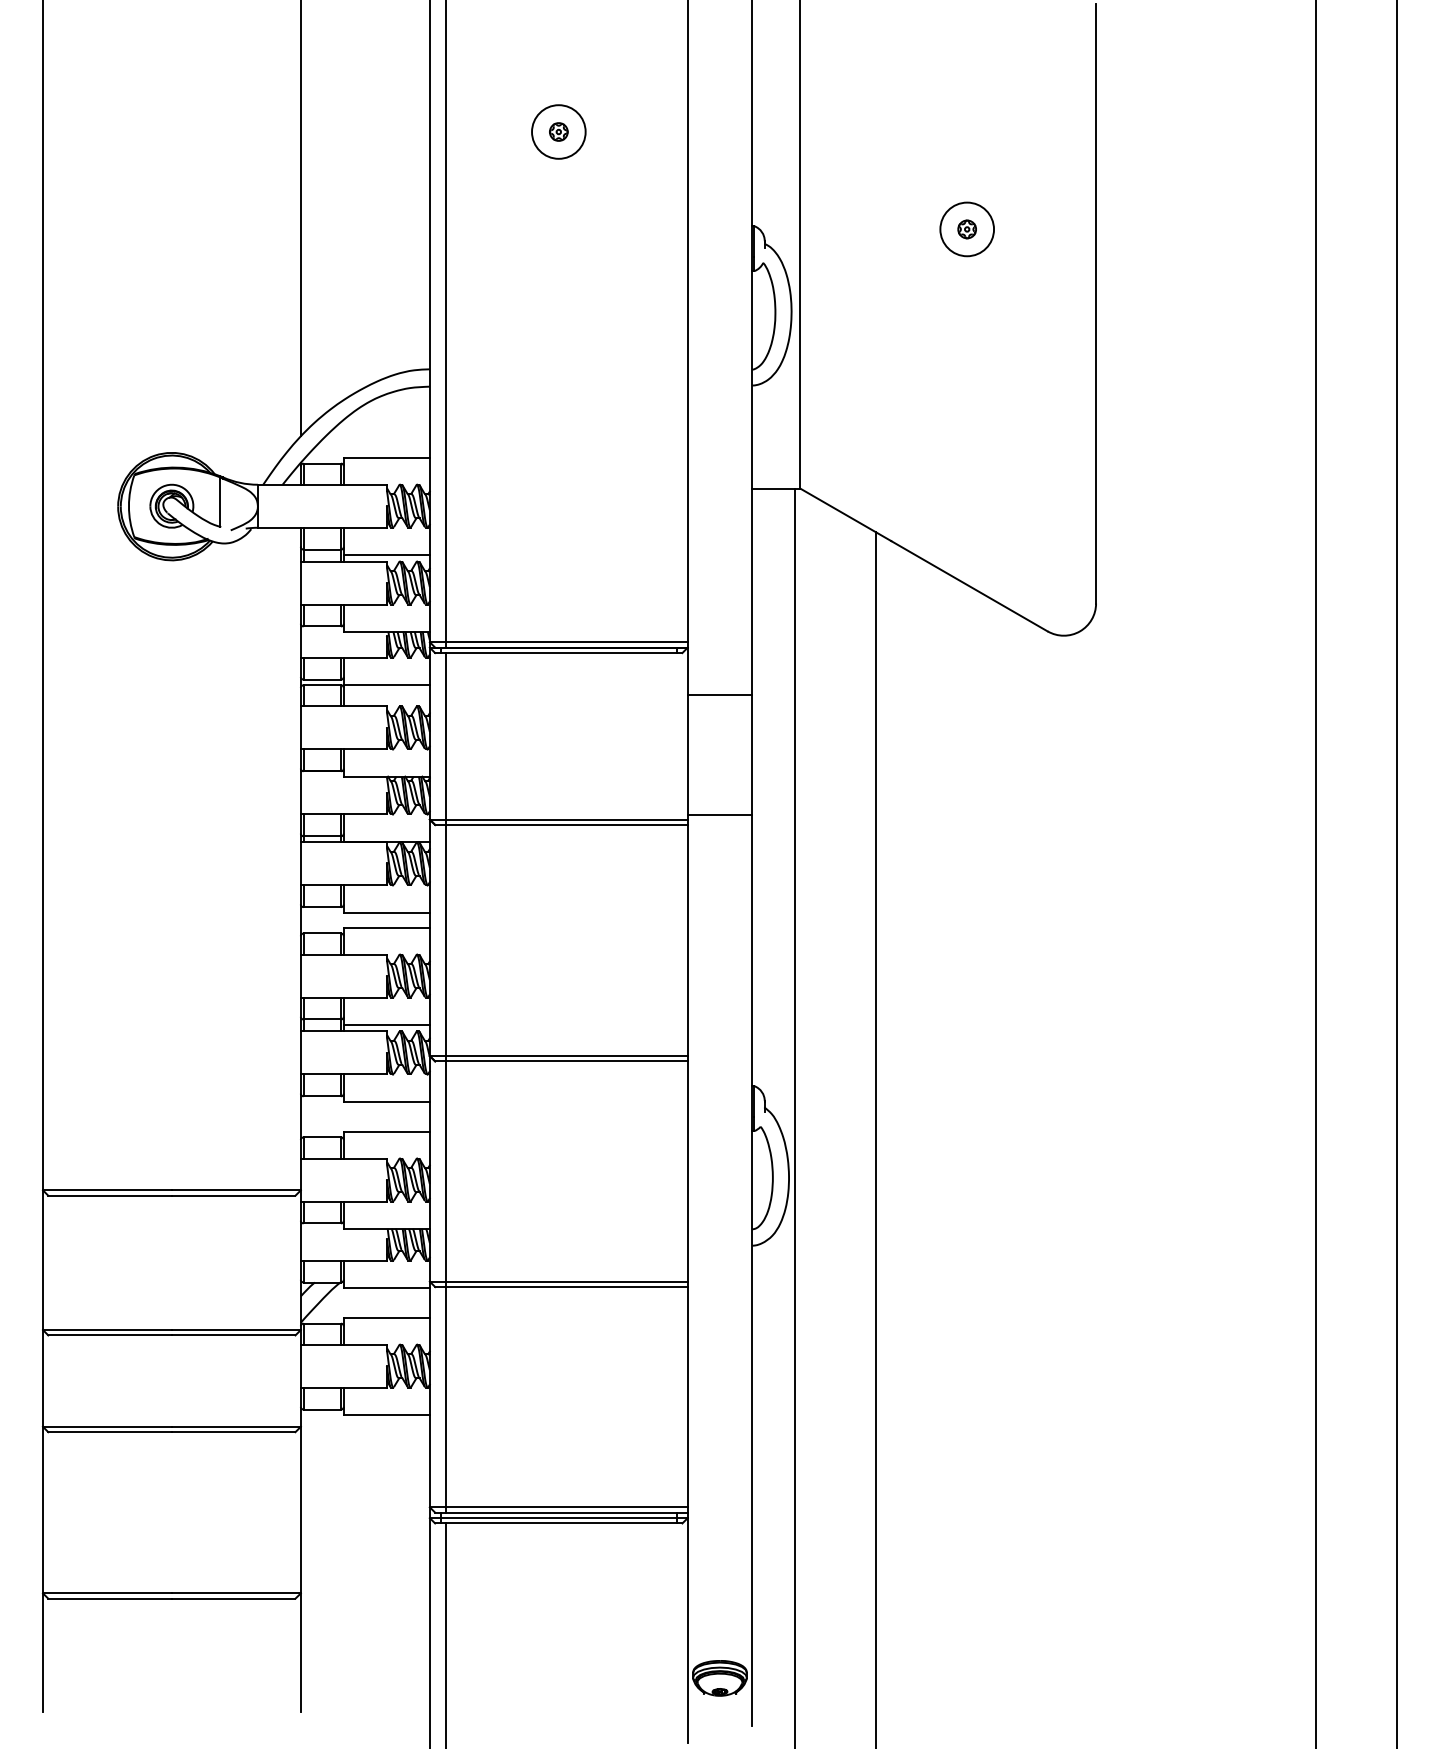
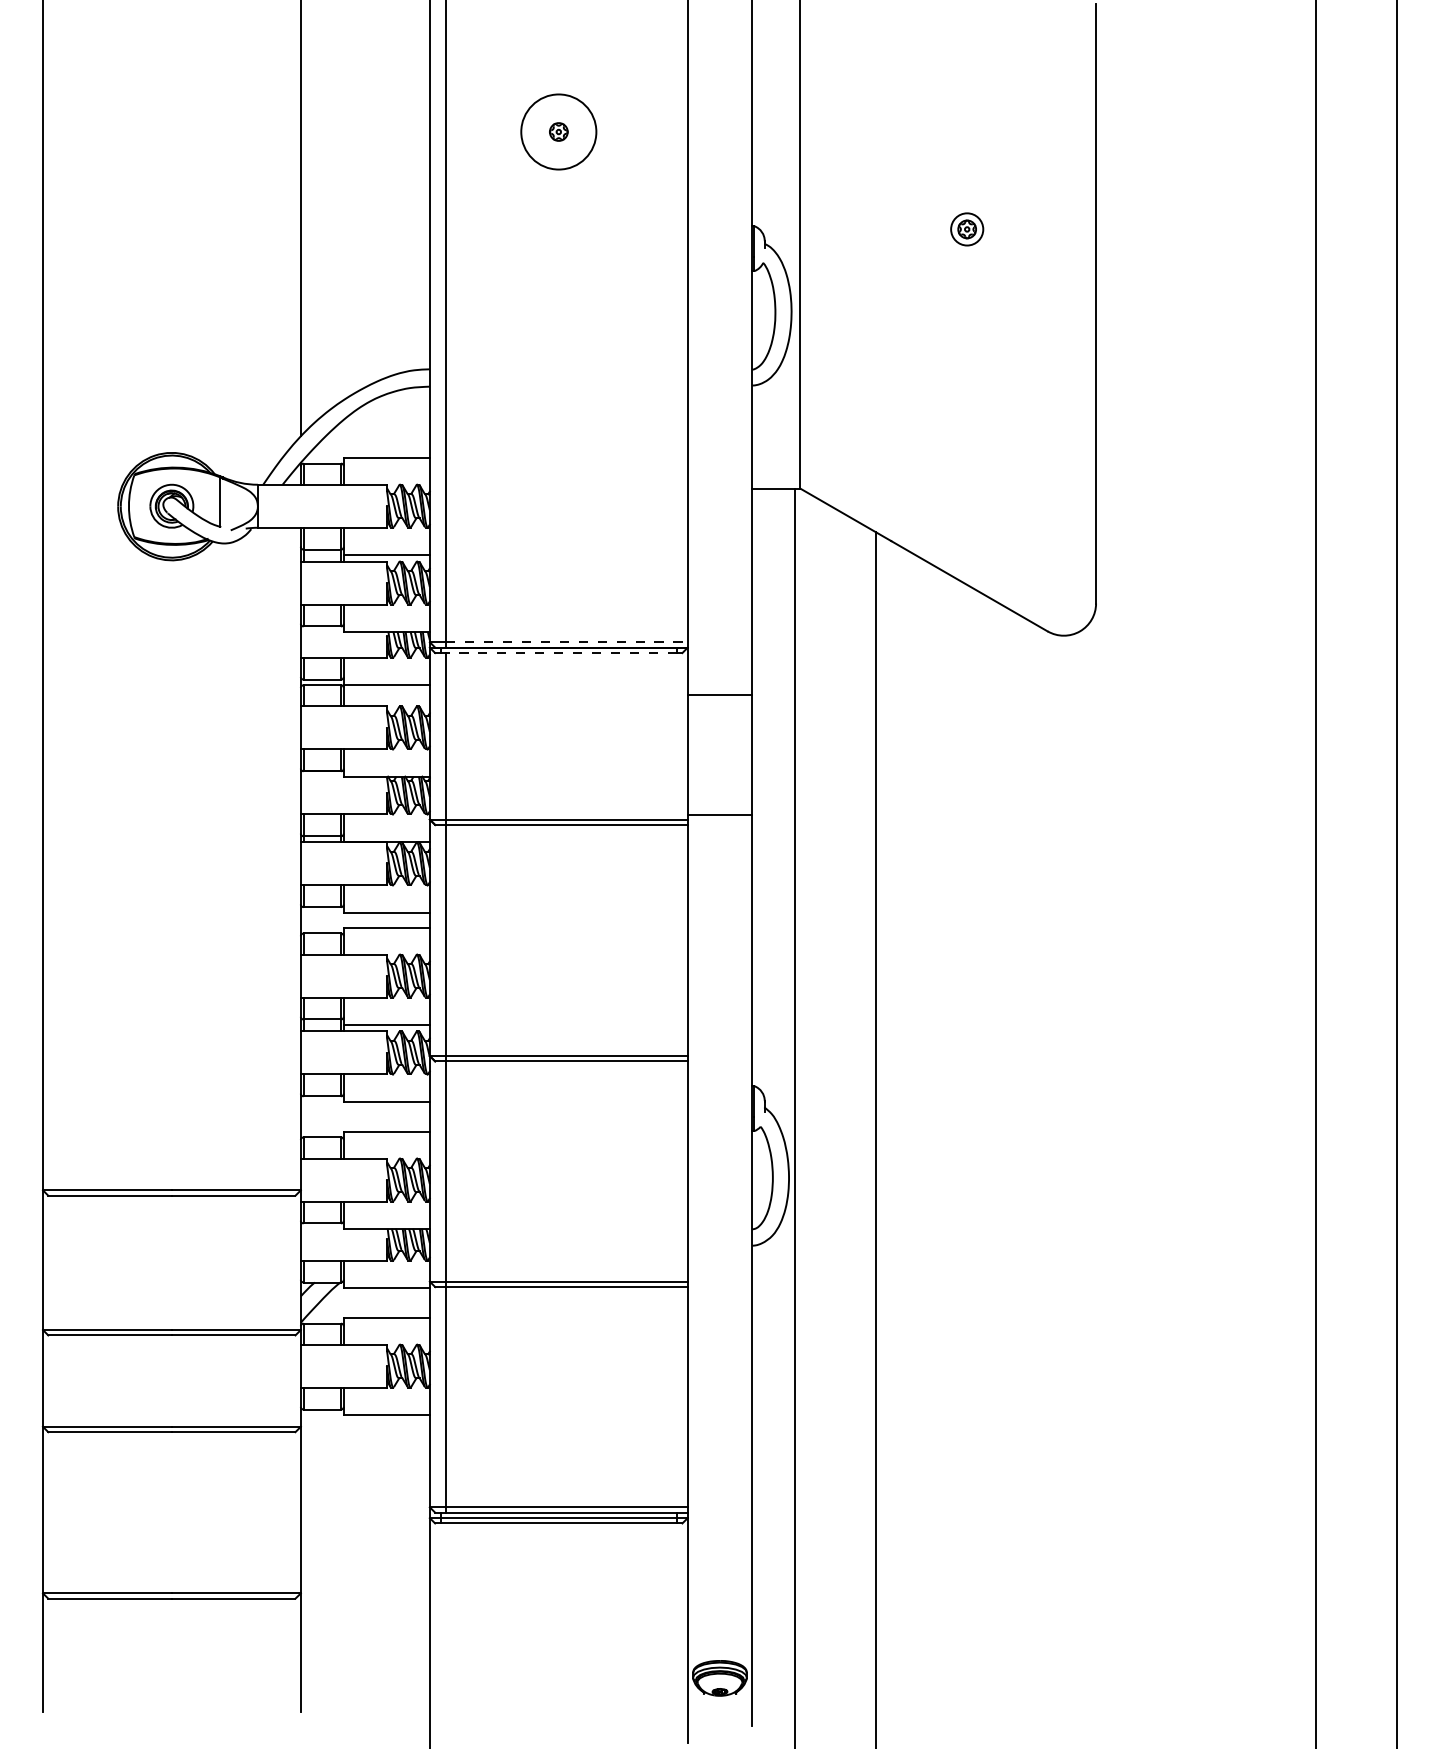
circle diameter: 54 px -> 75 px (558, 131)
circle diameter: 54 px -> 32 px (967, 229)
line: solid -> dashed (566, 642)
line: solid -> dashed (558, 653)
line: present -> none (445, 1634)
